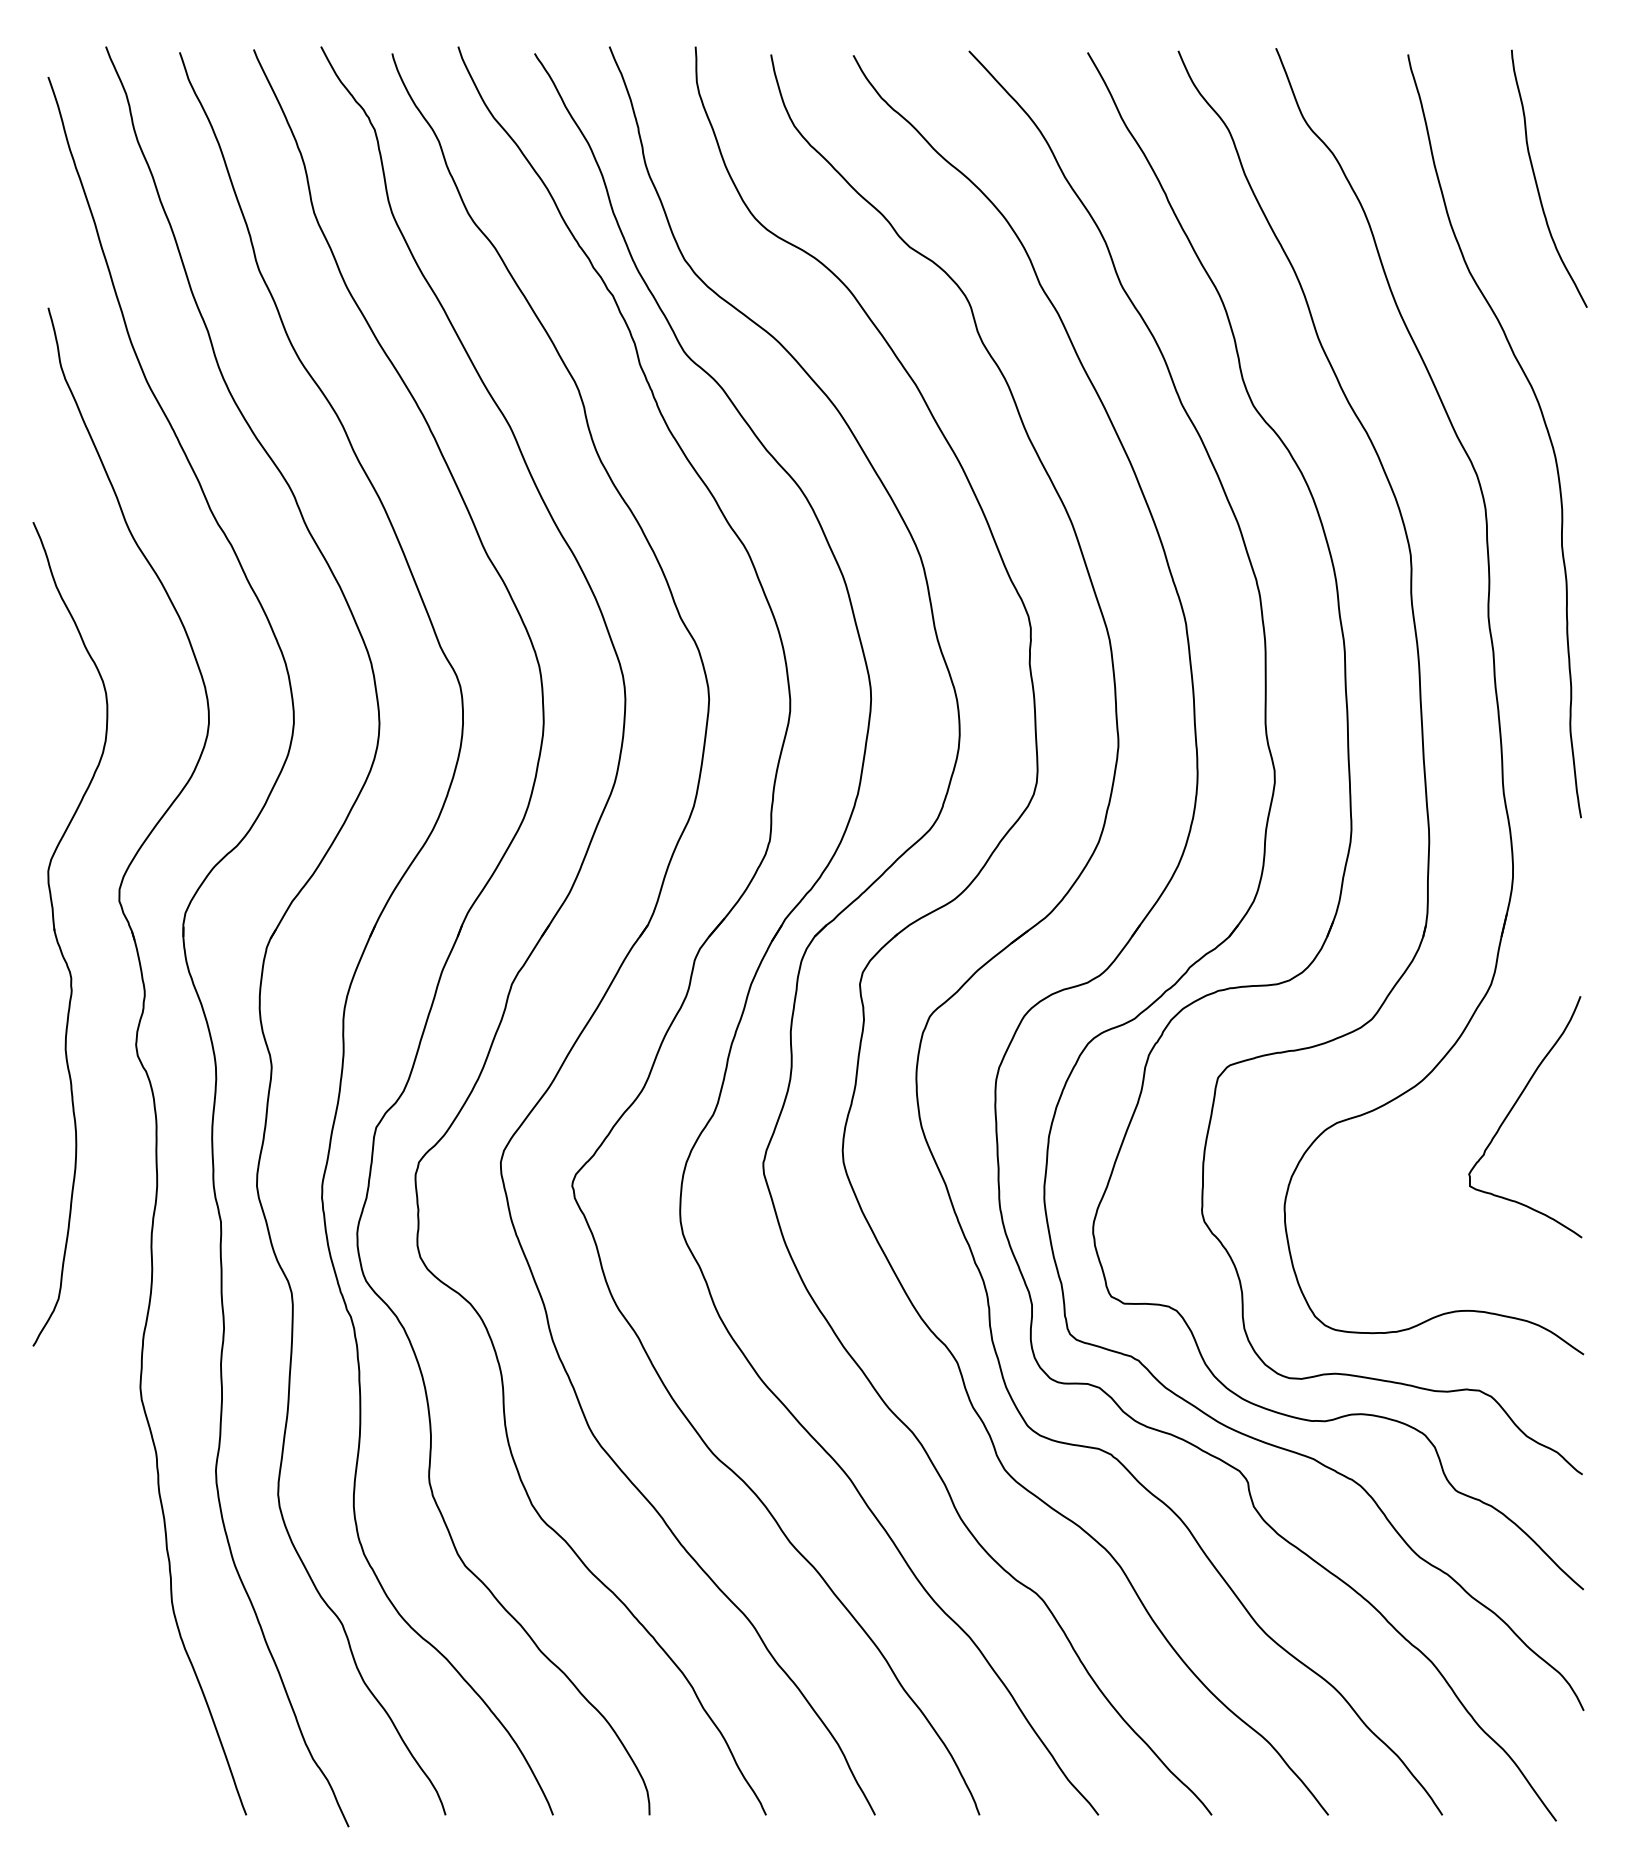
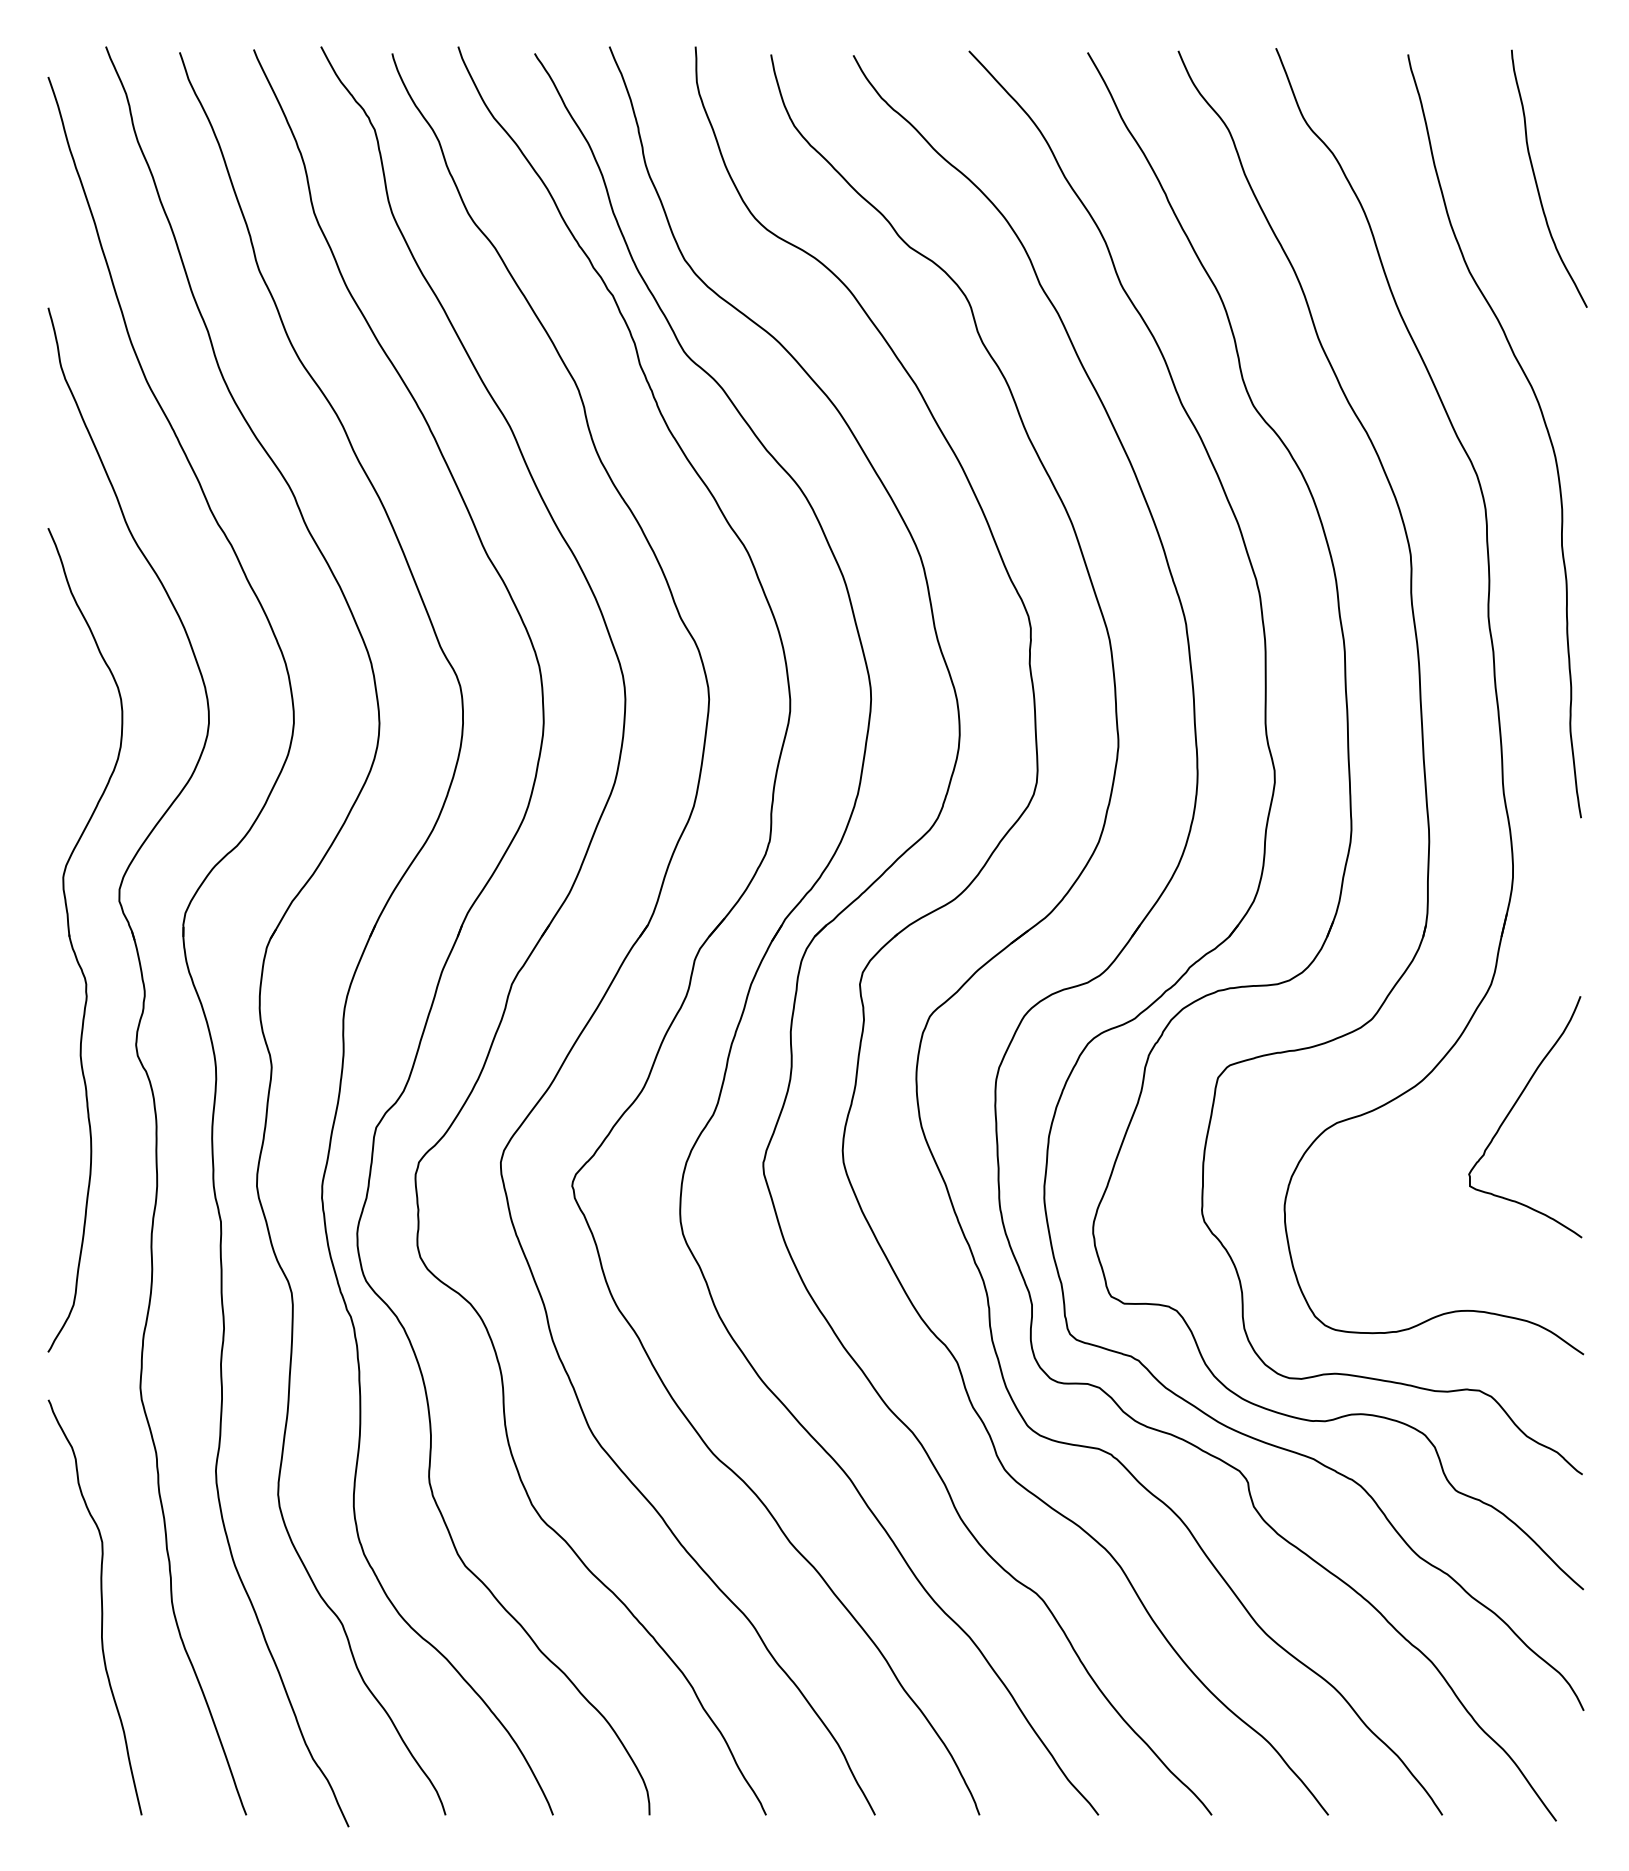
part position: (57, 937) -> (72, 943) (72, 943)
curve: none -> present (101, 1607)
